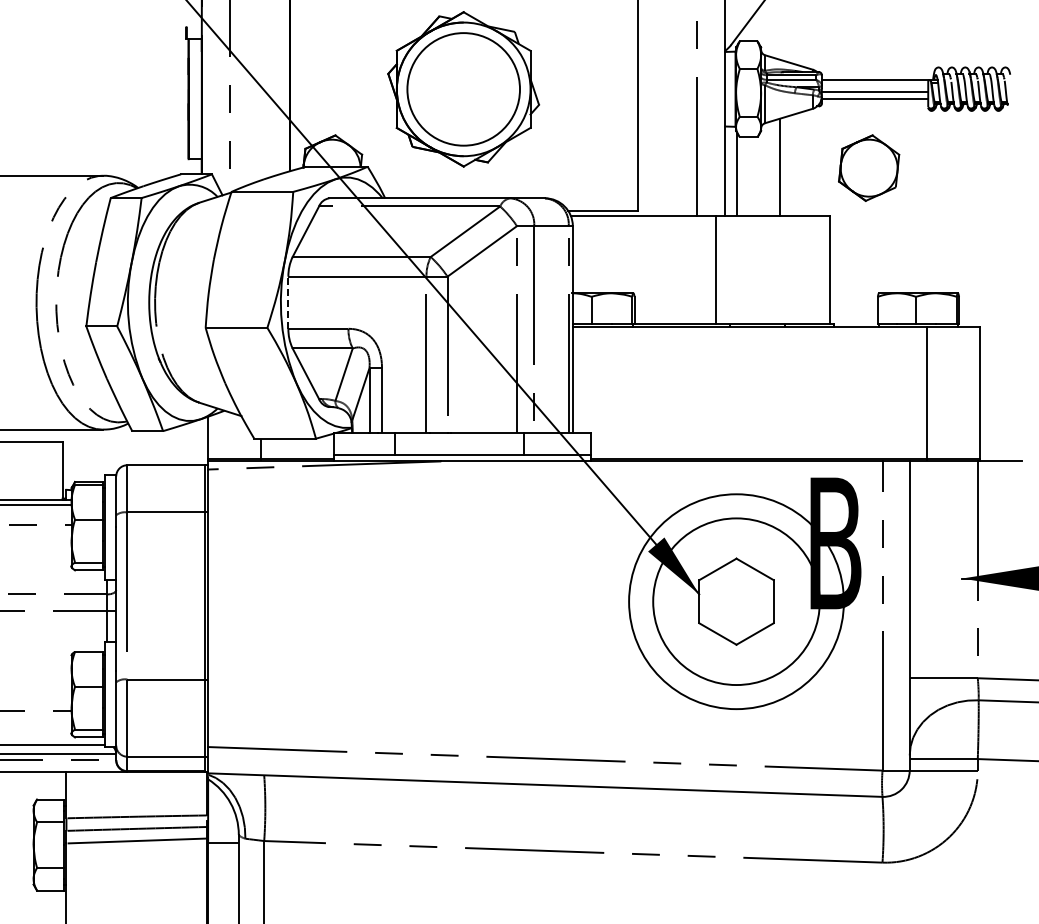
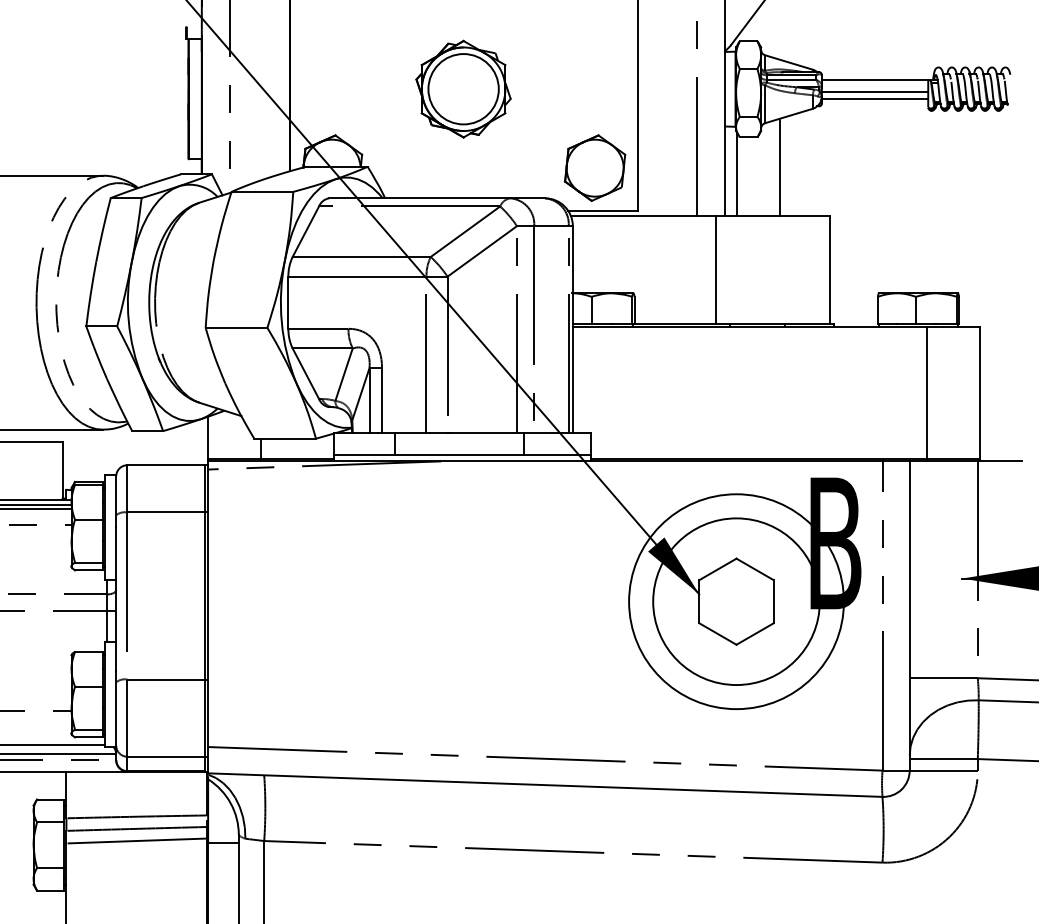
part size: 154x157 px -> 97x100 px (463, 88)
part position: (869, 167) -> (595, 167) (595, 167)
line: dashed -> solid (288, 302)
line: none -> present (36, 508)
